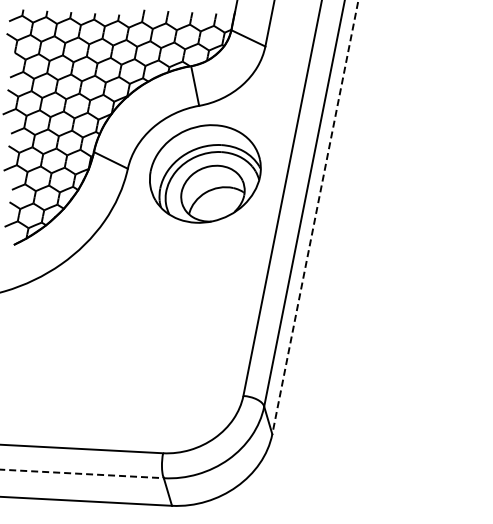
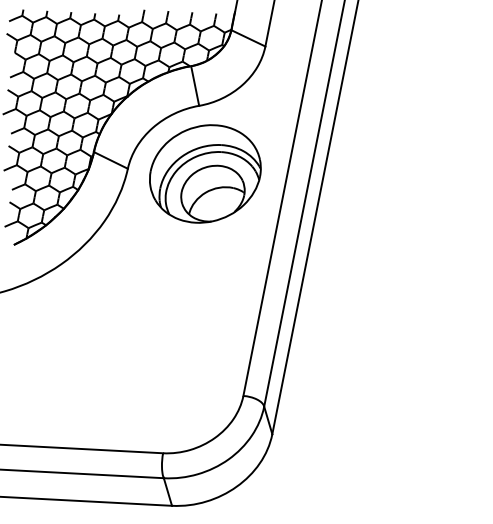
line: dashed -> solid (315, 217)
line: dashed -> solid (81, 473)
